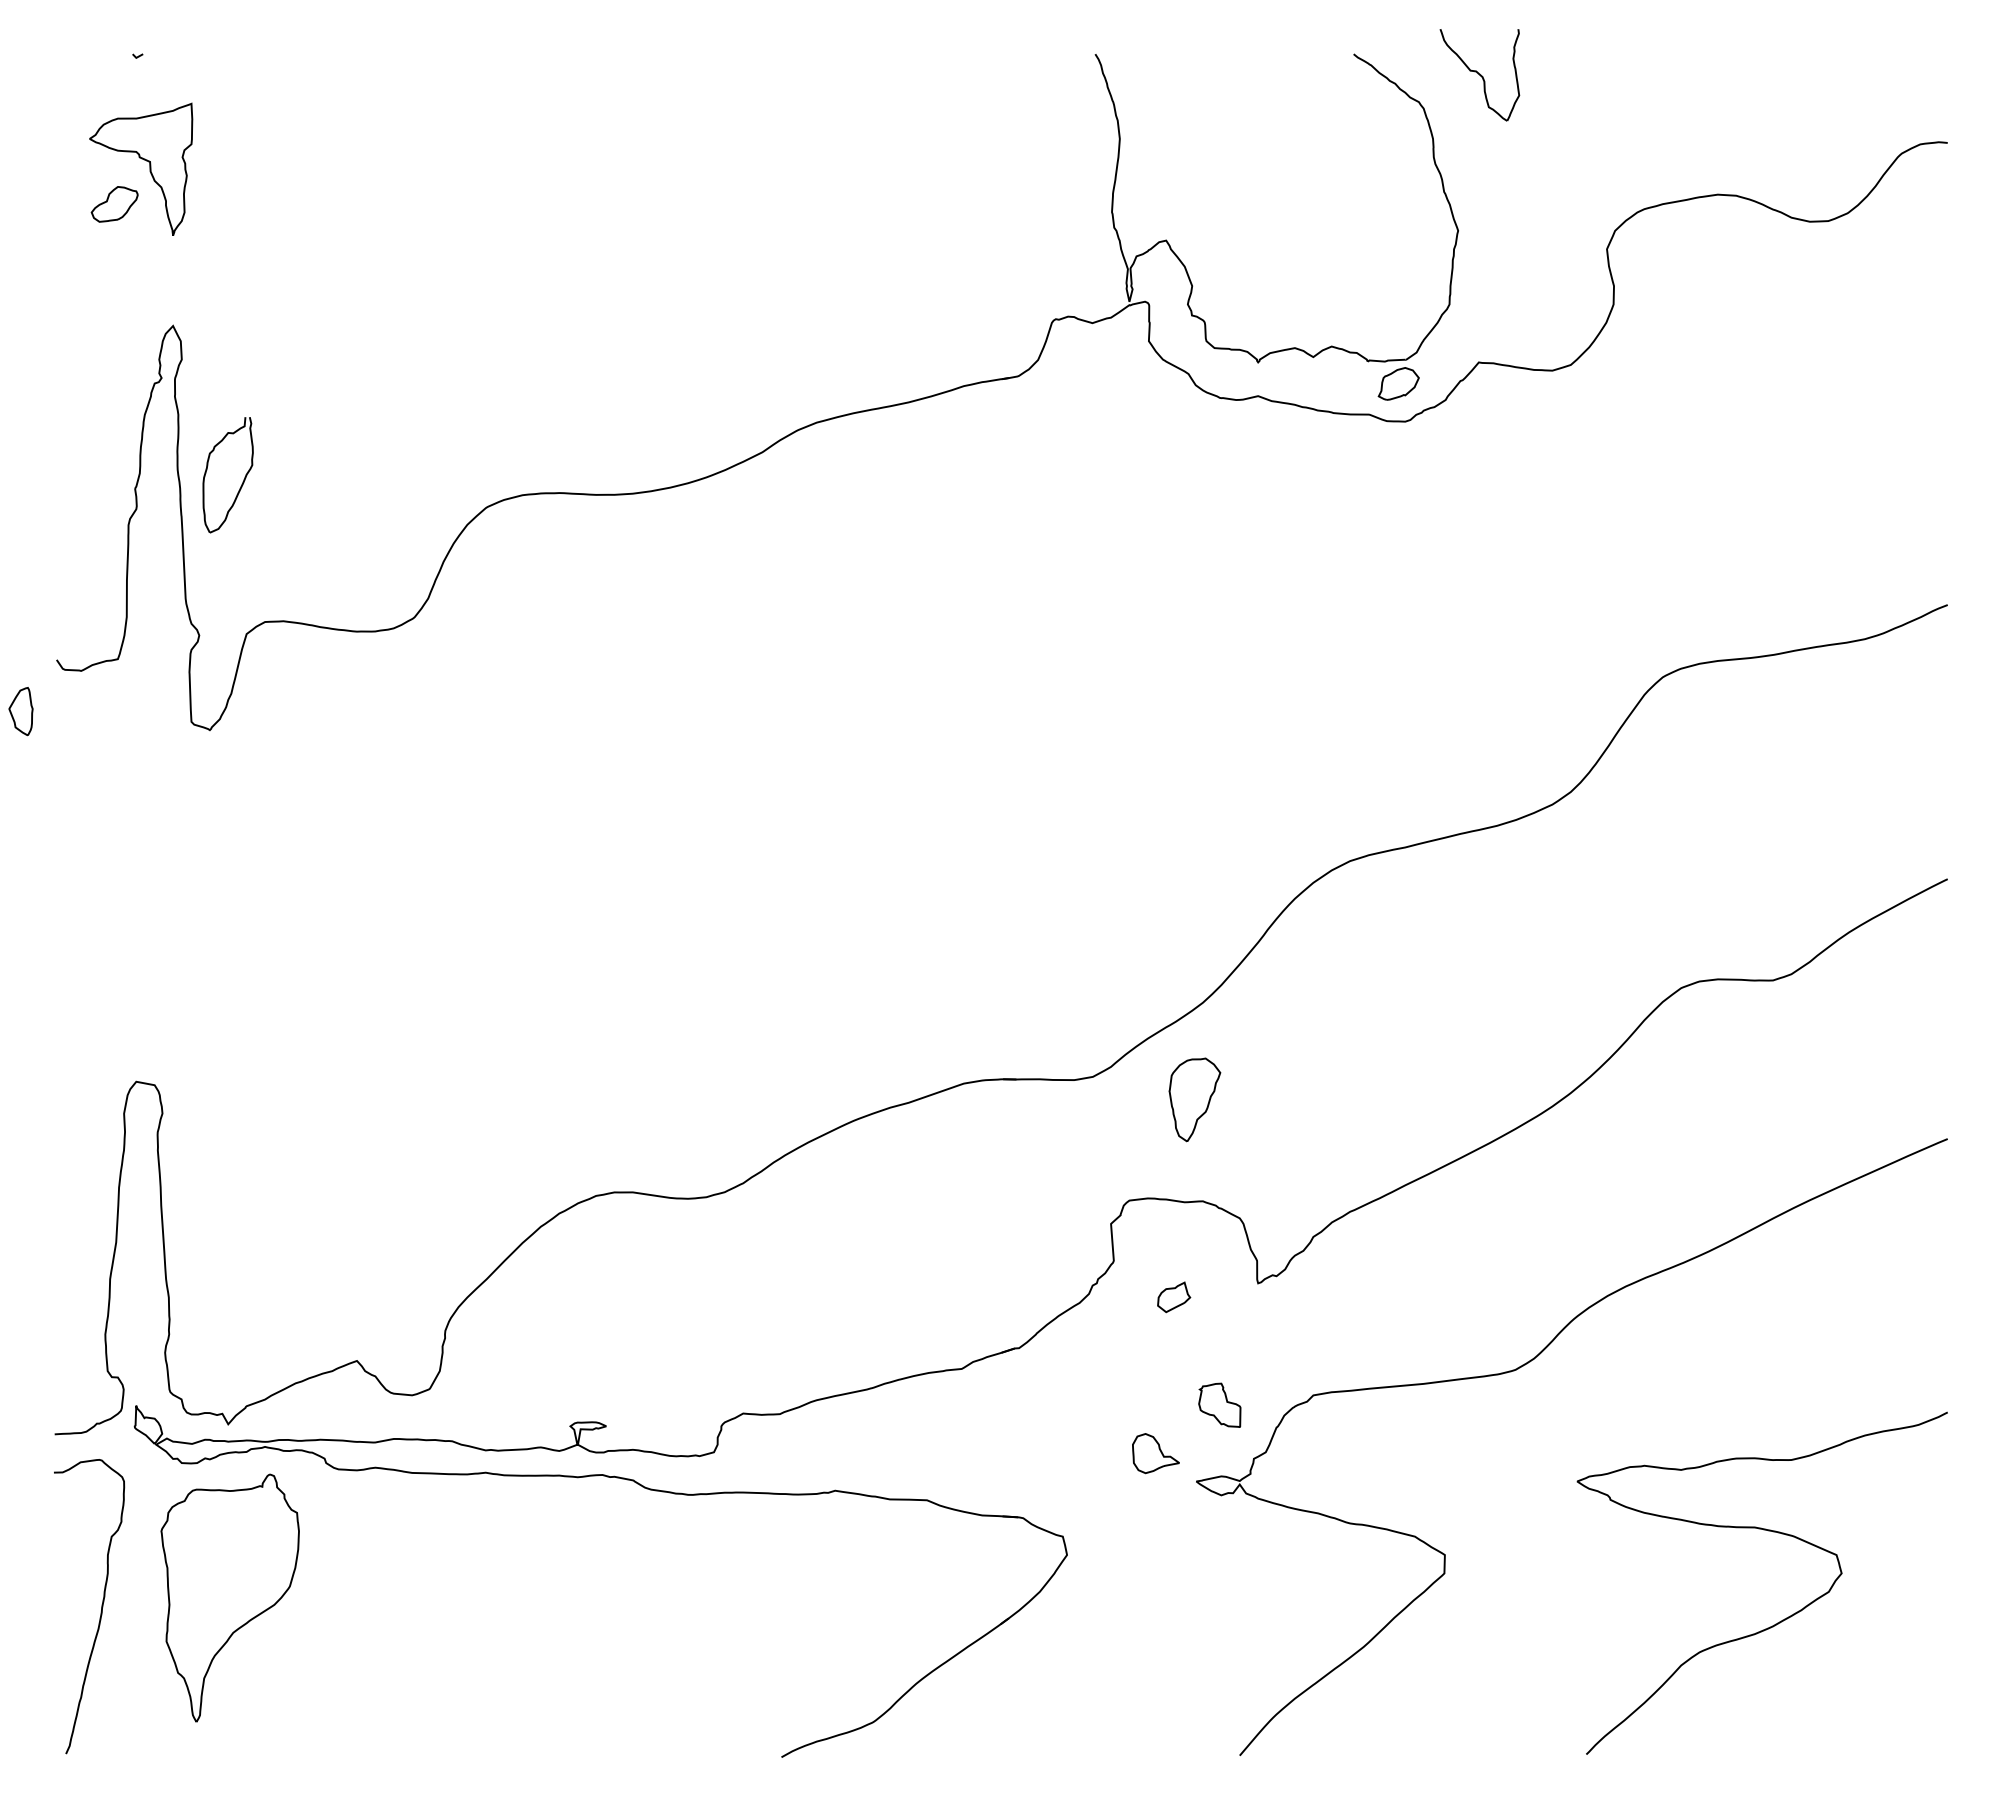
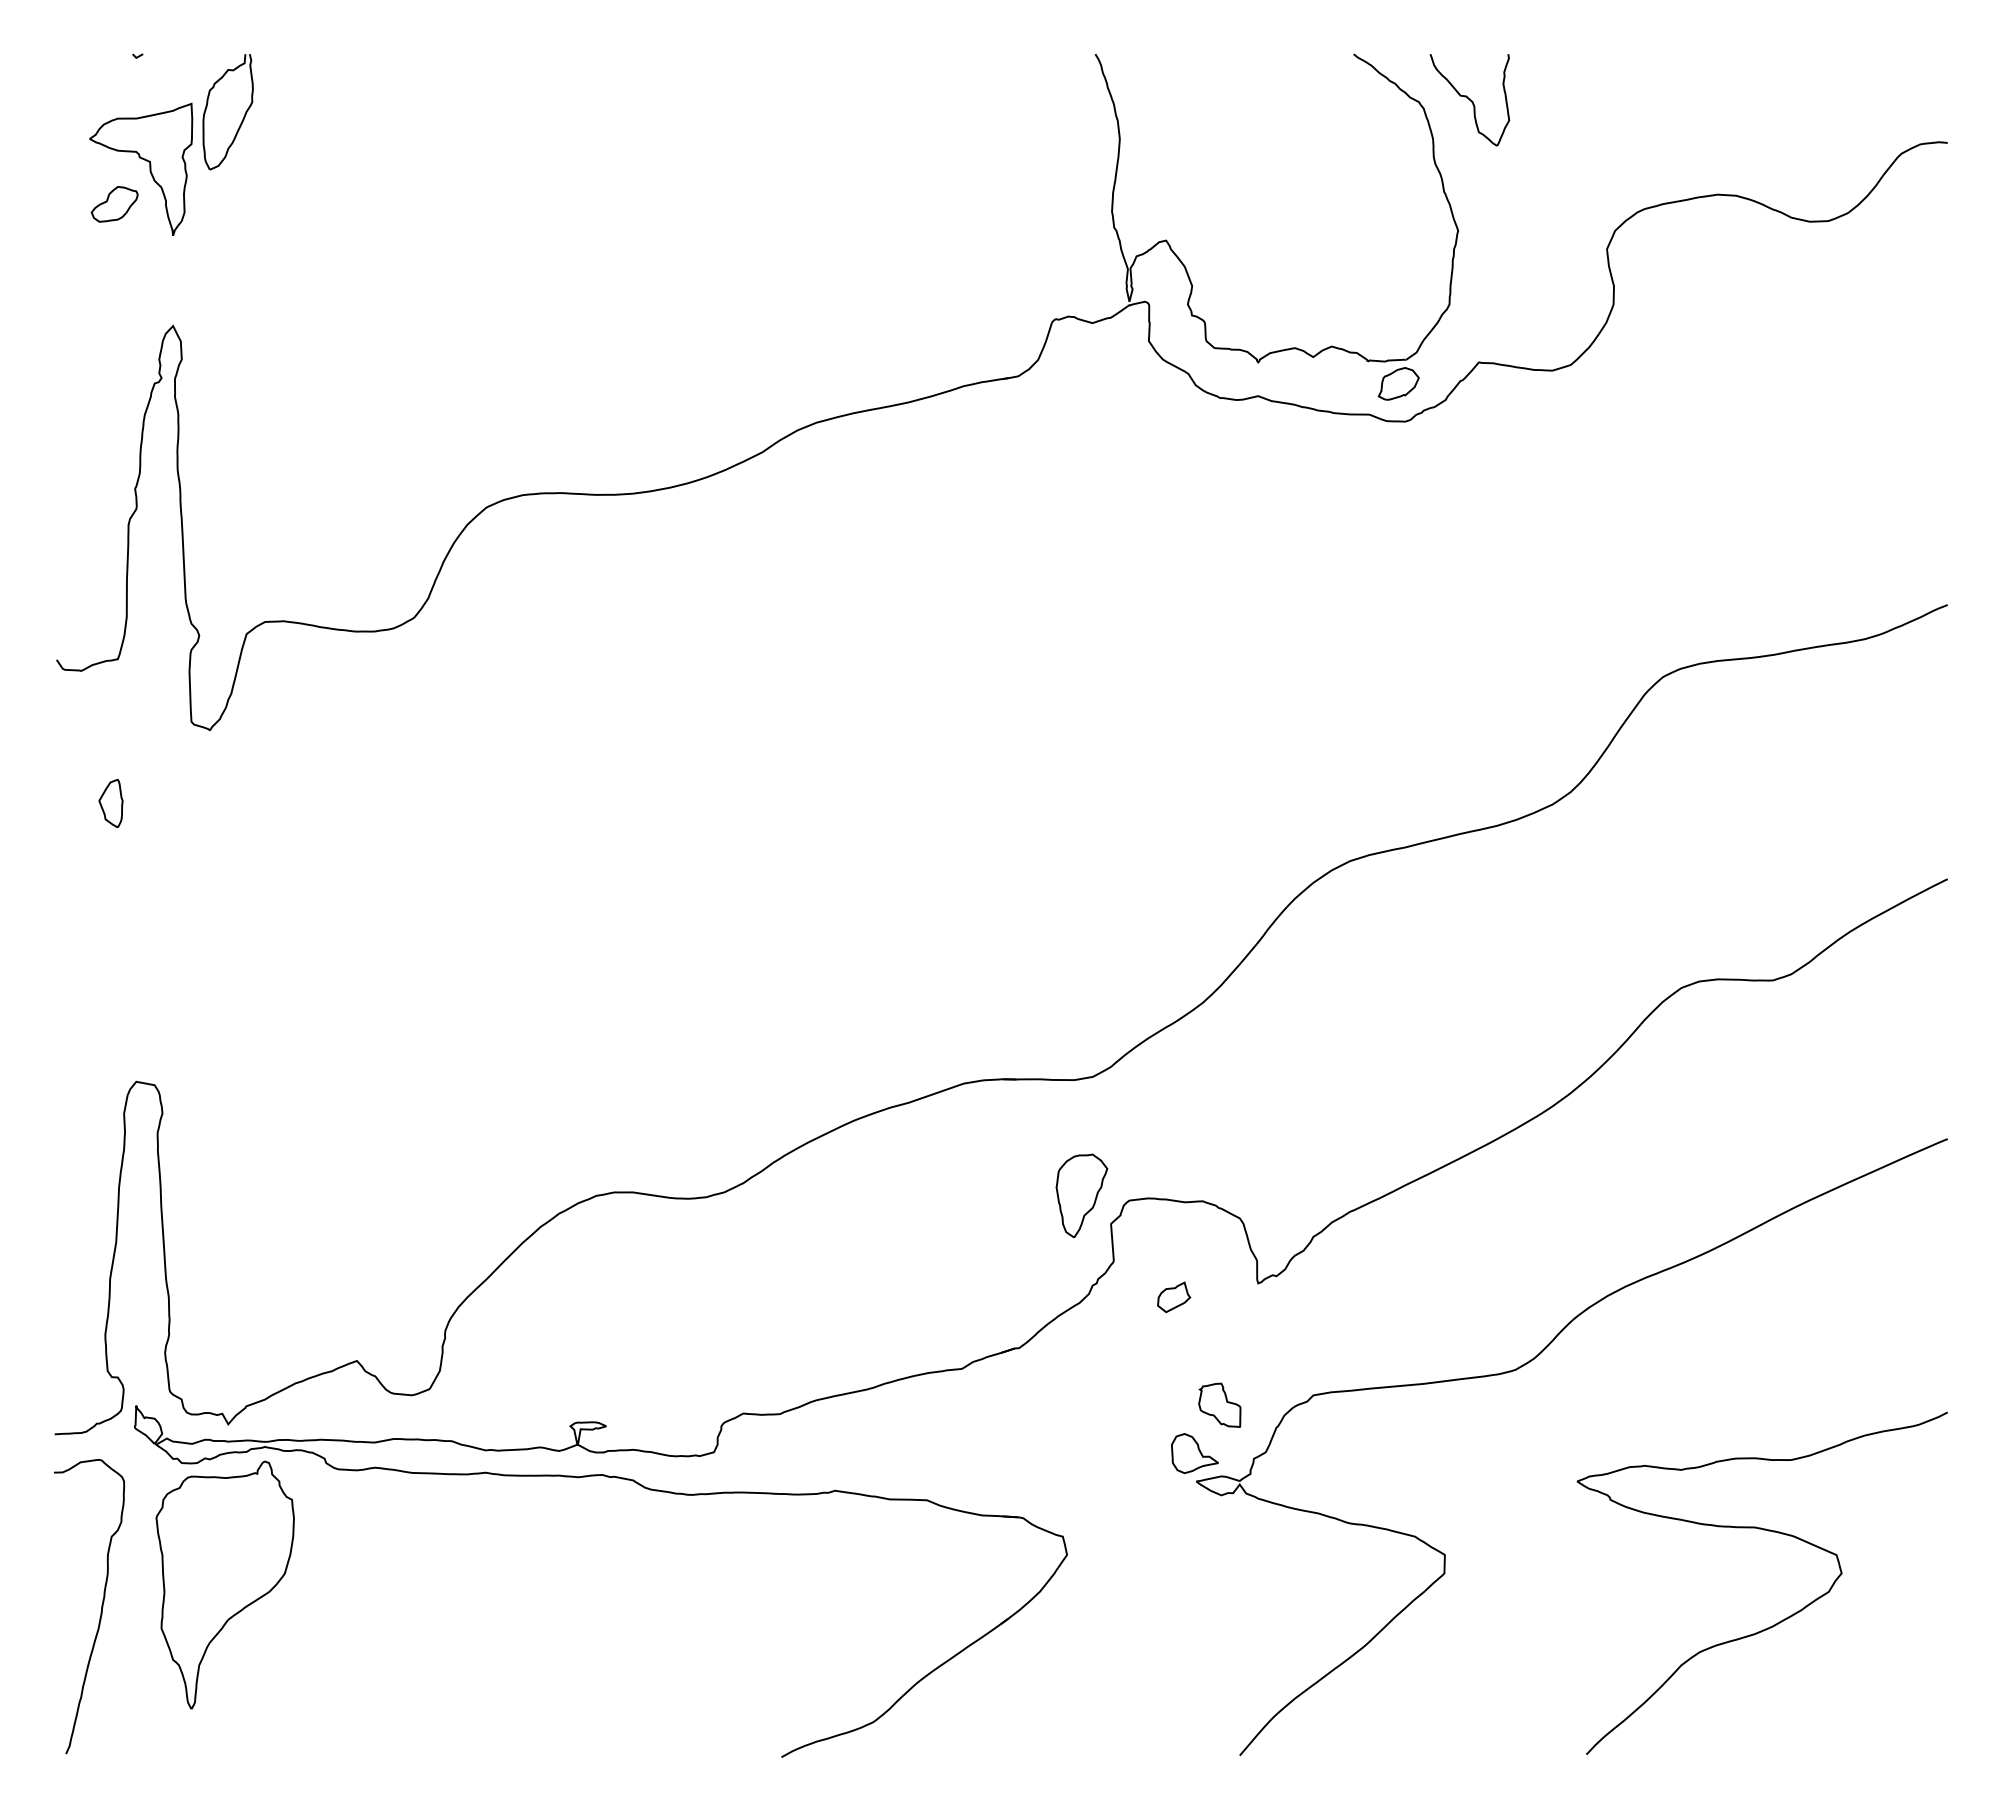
part position: (1479, 75) -> (1469, 100) (1469, 100)
part position: (242, 481) -> (242, 118) (242, 118)
part position: (20, 711) -> (110, 803) (110, 803)
part position: (1194, 1099) -> (1081, 1195) (1081, 1195)
part position: (1155, 1453) -> (1194, 1453) (1194, 1453)
part position: (229, 1597) -> (224, 1584) (224, 1584)
